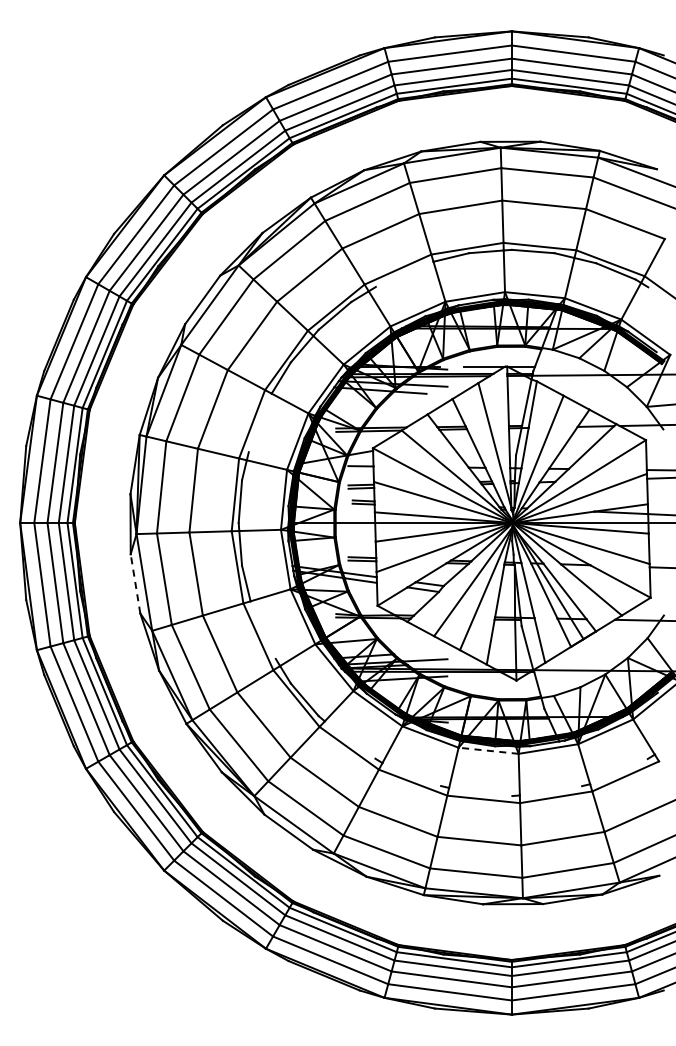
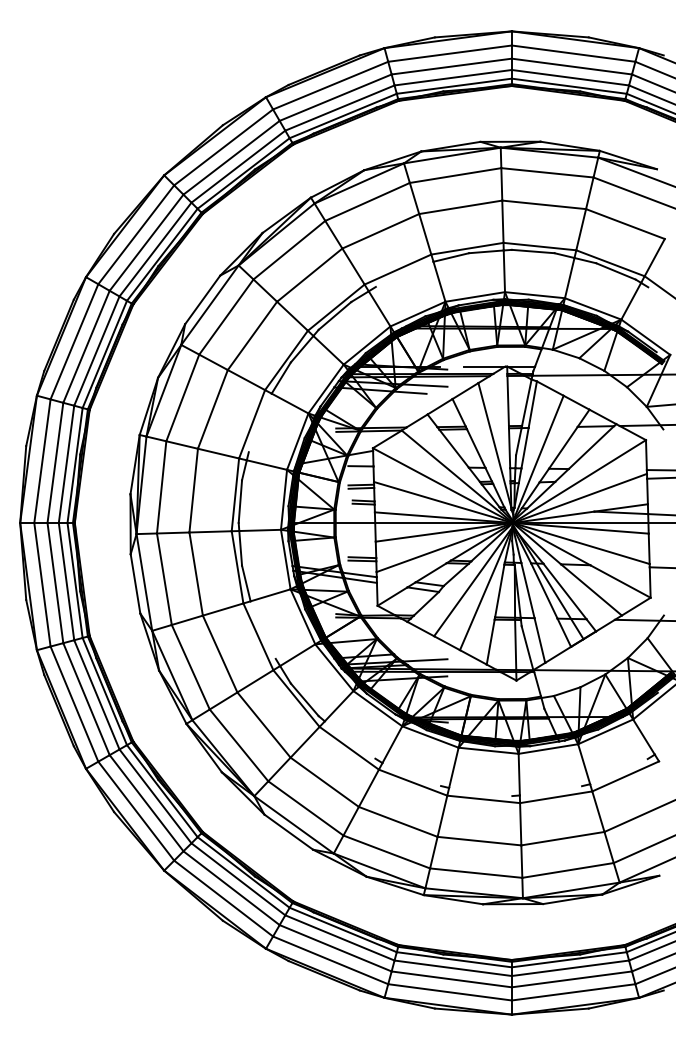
line: dashed -> solid (135, 583)
line: dashed -> solid (488, 750)
